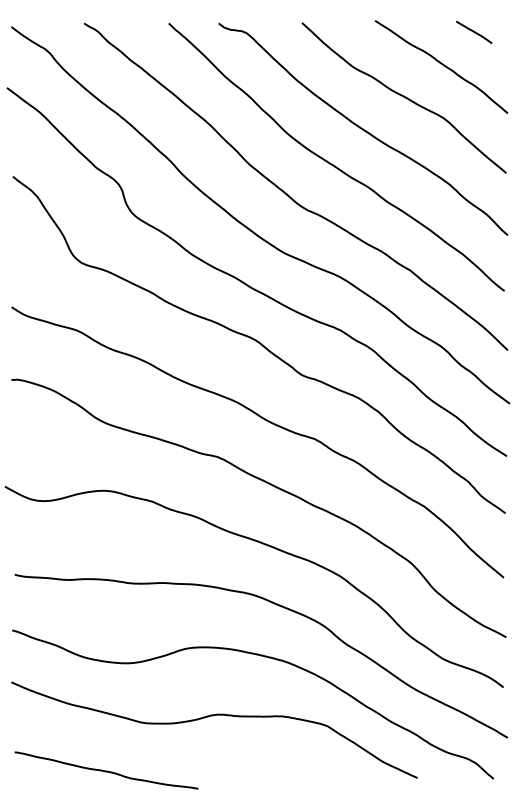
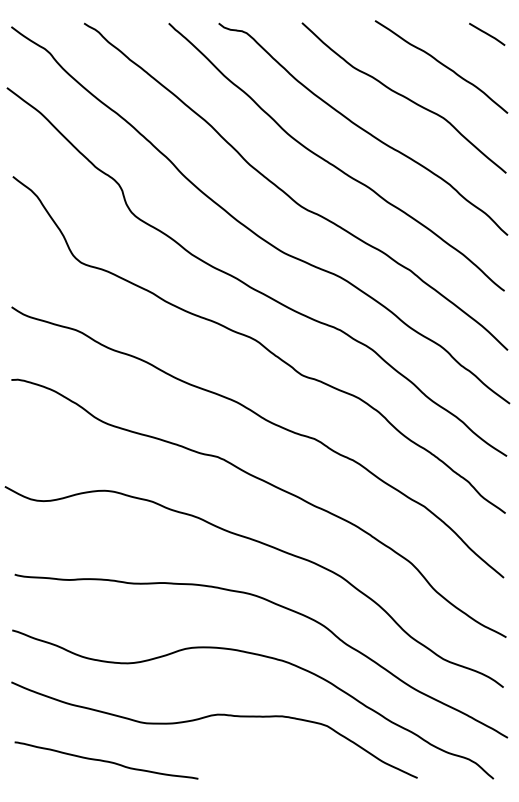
line position: (474, 31) -> (487, 33) (487, 33)
curve position: (106, 770) -> (106, 760) (106, 760)
